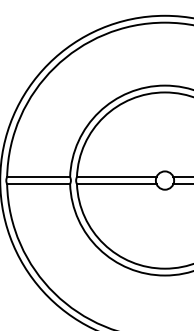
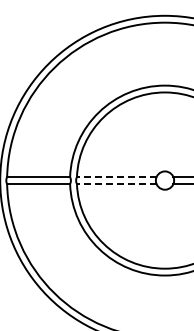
line: solid -> dashed (116, 177)
line: solid -> dashed (116, 184)
